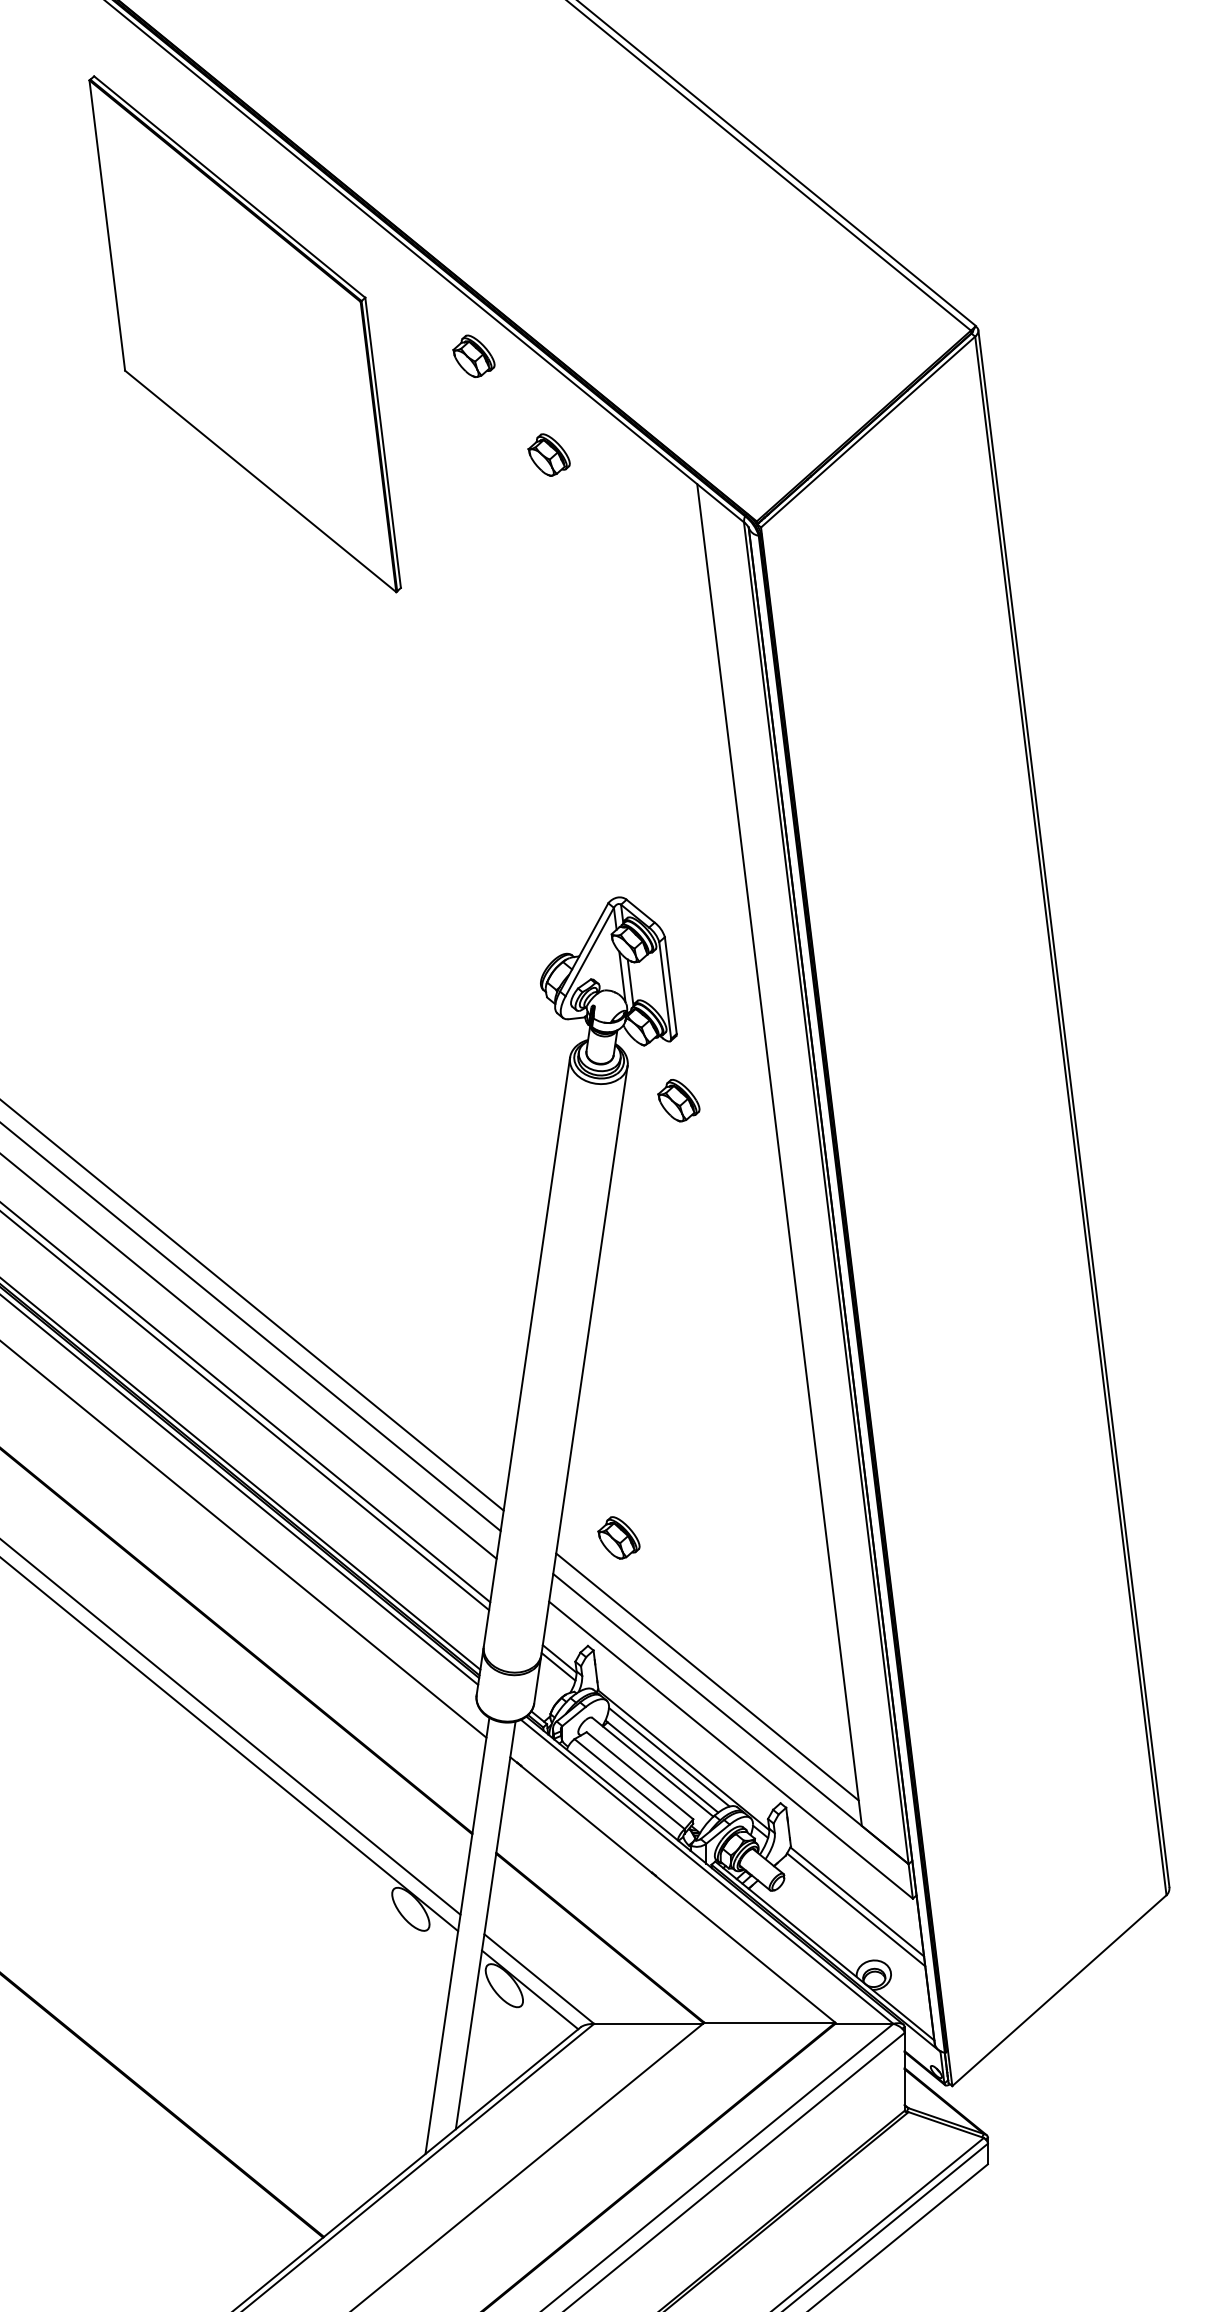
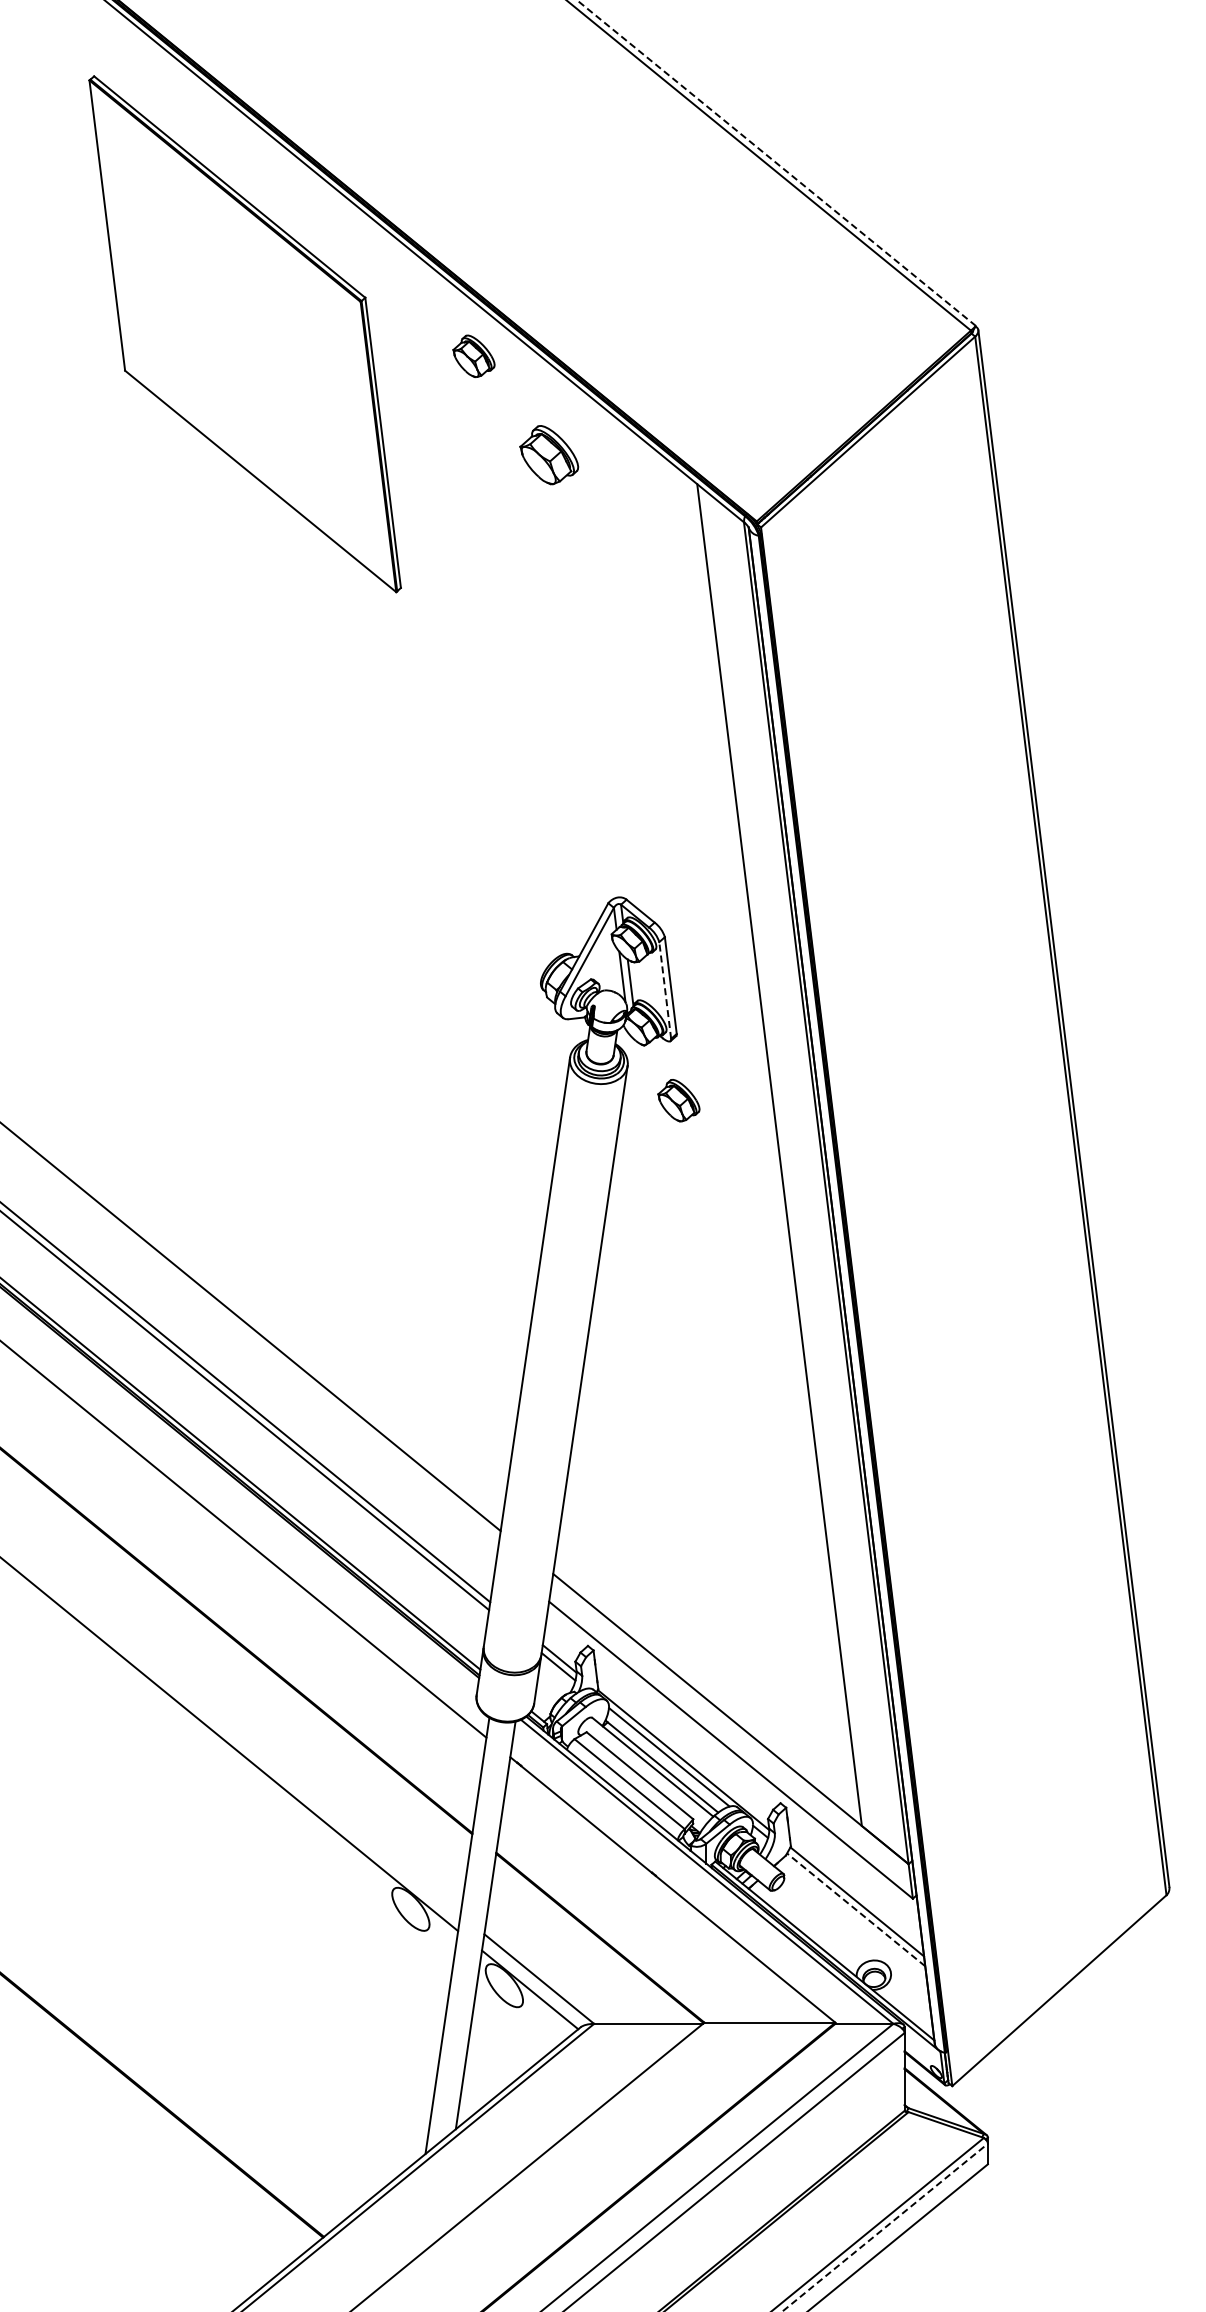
line: solid -> dashed (776, 162)
part size: 44x44 px -> 61x61 px (549, 455)
line: solid -> dashed (665, 990)
line: present -> none (252, 1305)
line: present -> none (249, 1356)
line: present -> none (240, 1490)
part: present -> none (618, 1537)
line: present -> none (707, 1676)
line: present -> none (231, 1727)
line: solid -> dashed (855, 1909)
line: solid -> dashed (884, 2227)
